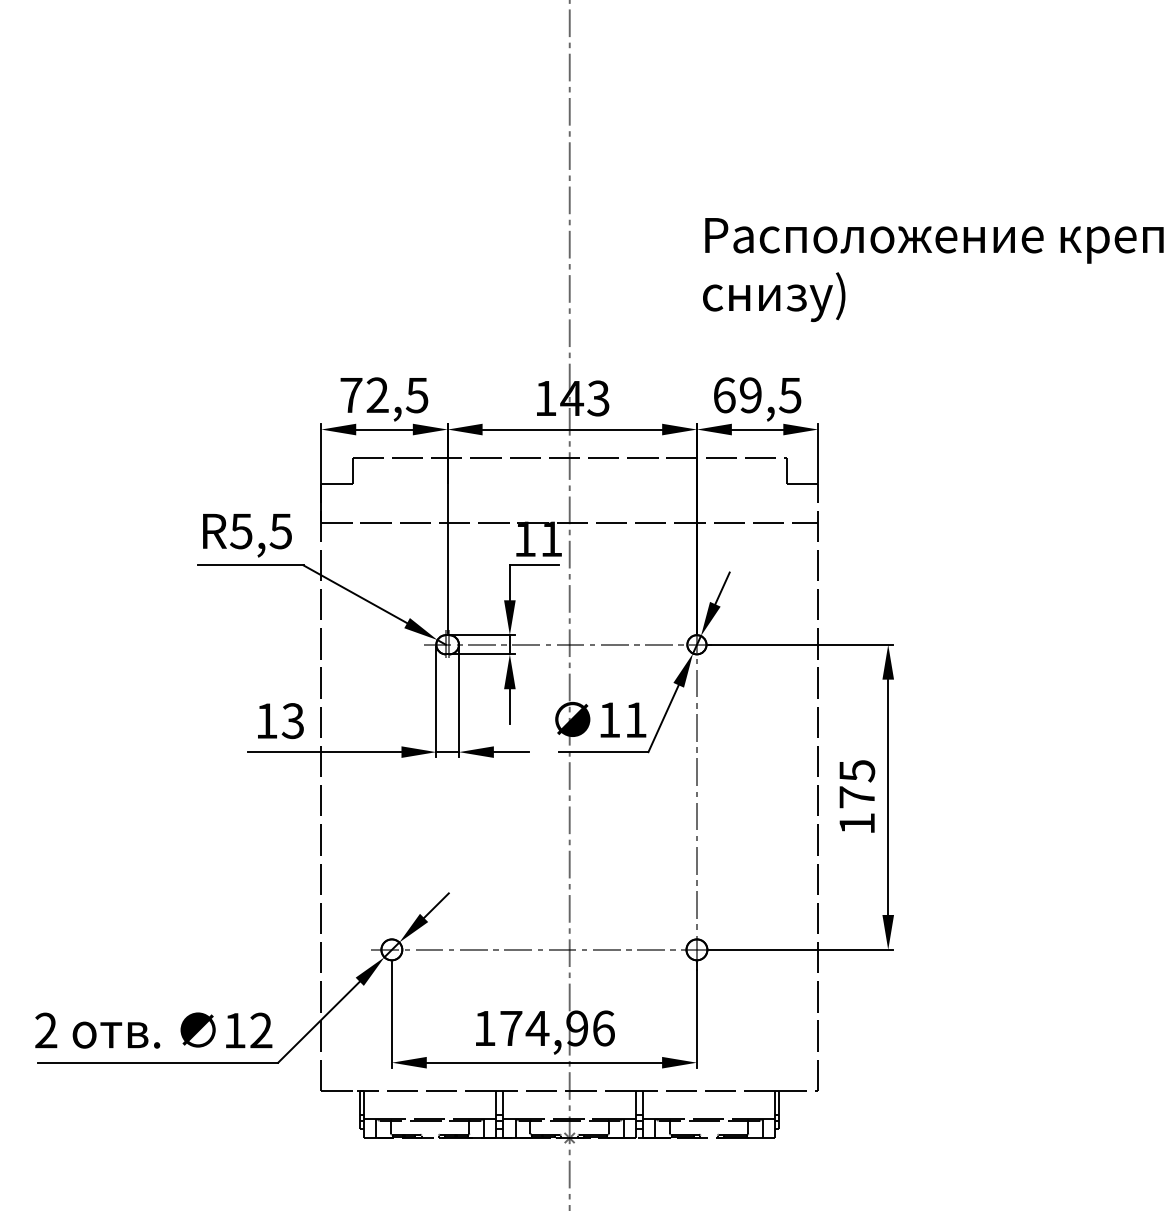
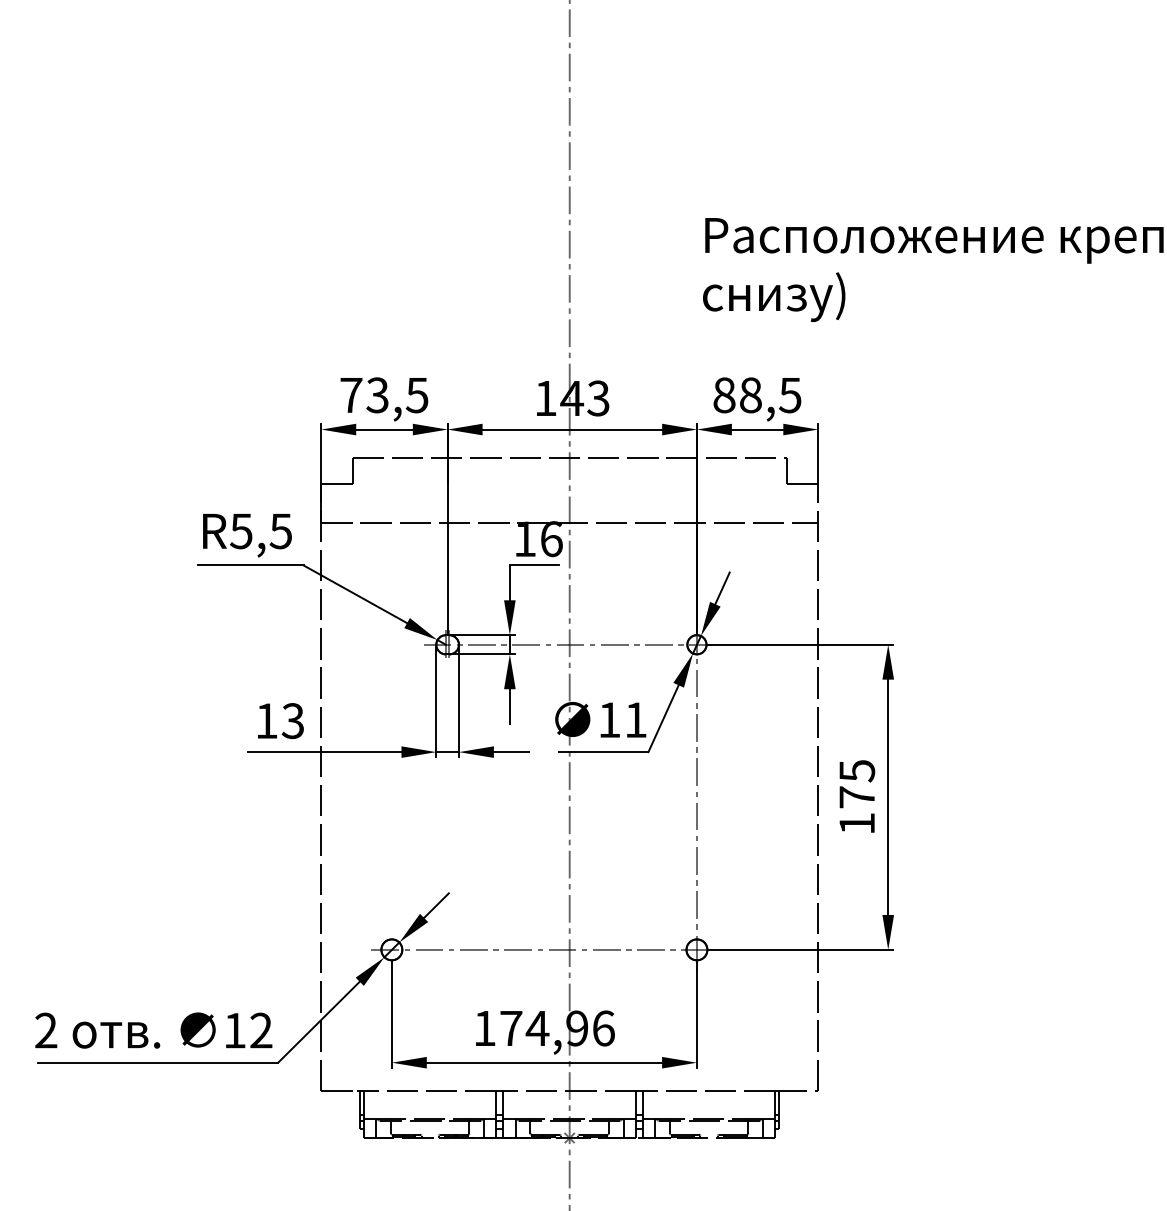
text: 72,5 -> 73,5 (377, 395)
text: 69,5 -> 88,5 (737, 395)
text: 11 -> 16 (551, 539)
